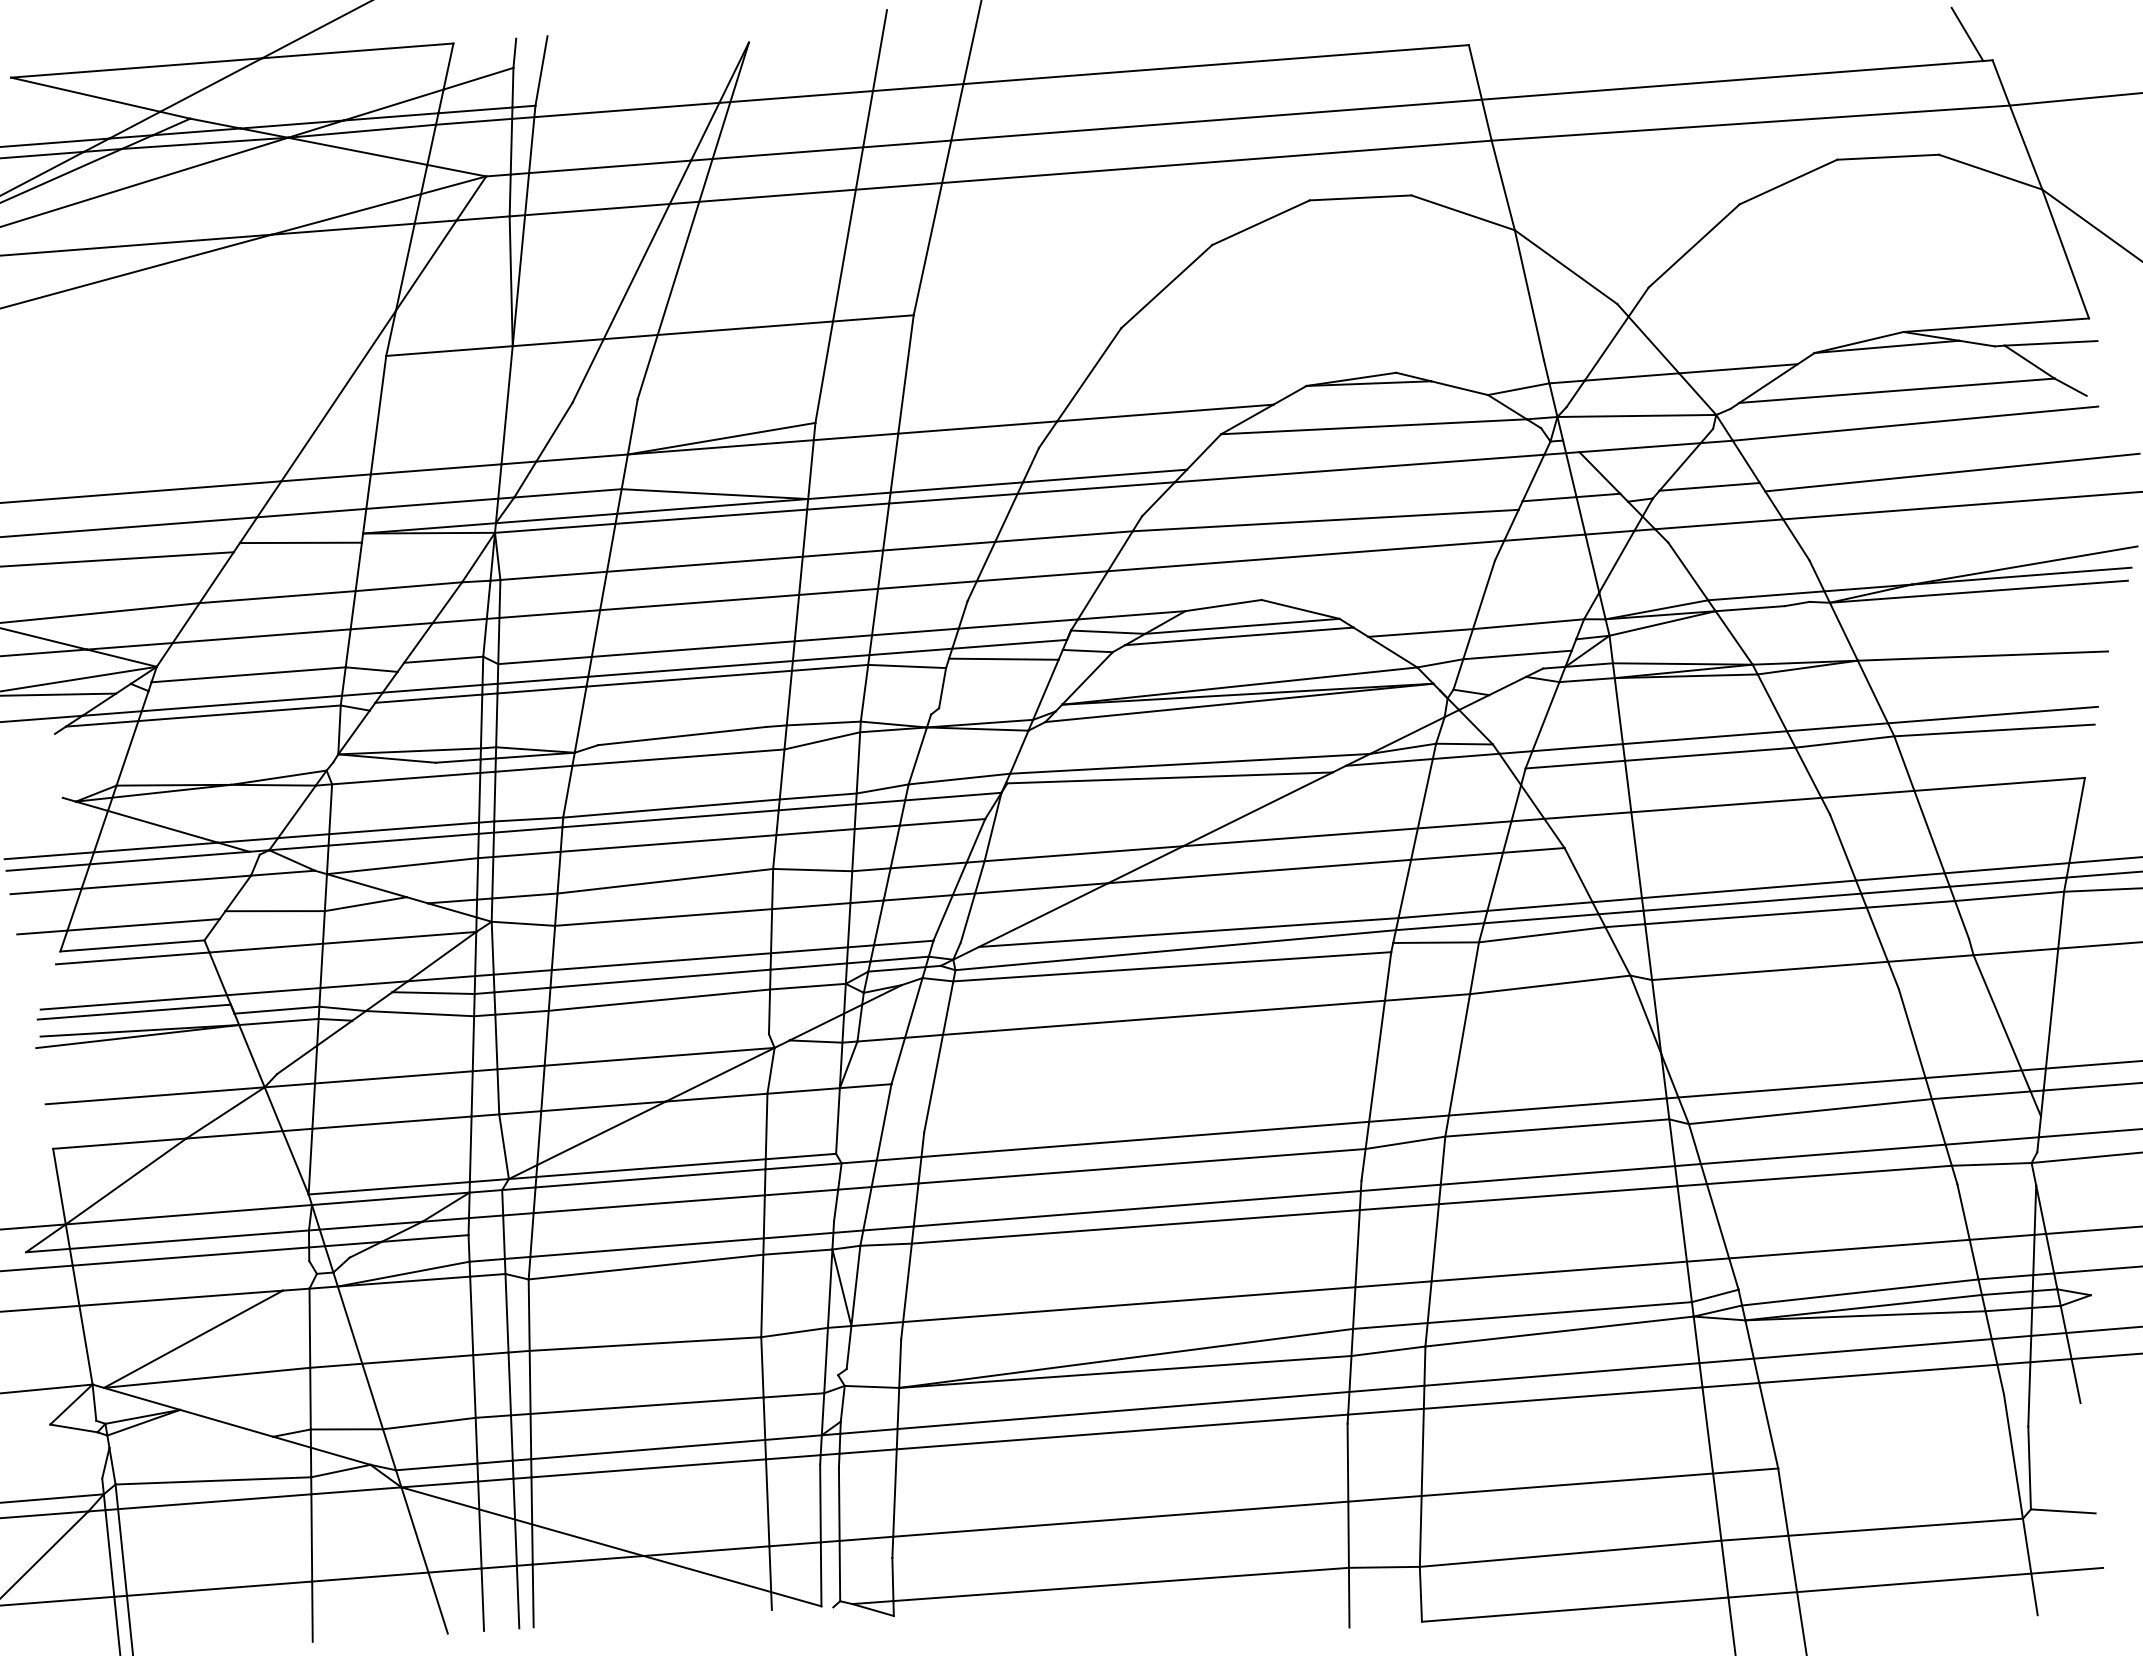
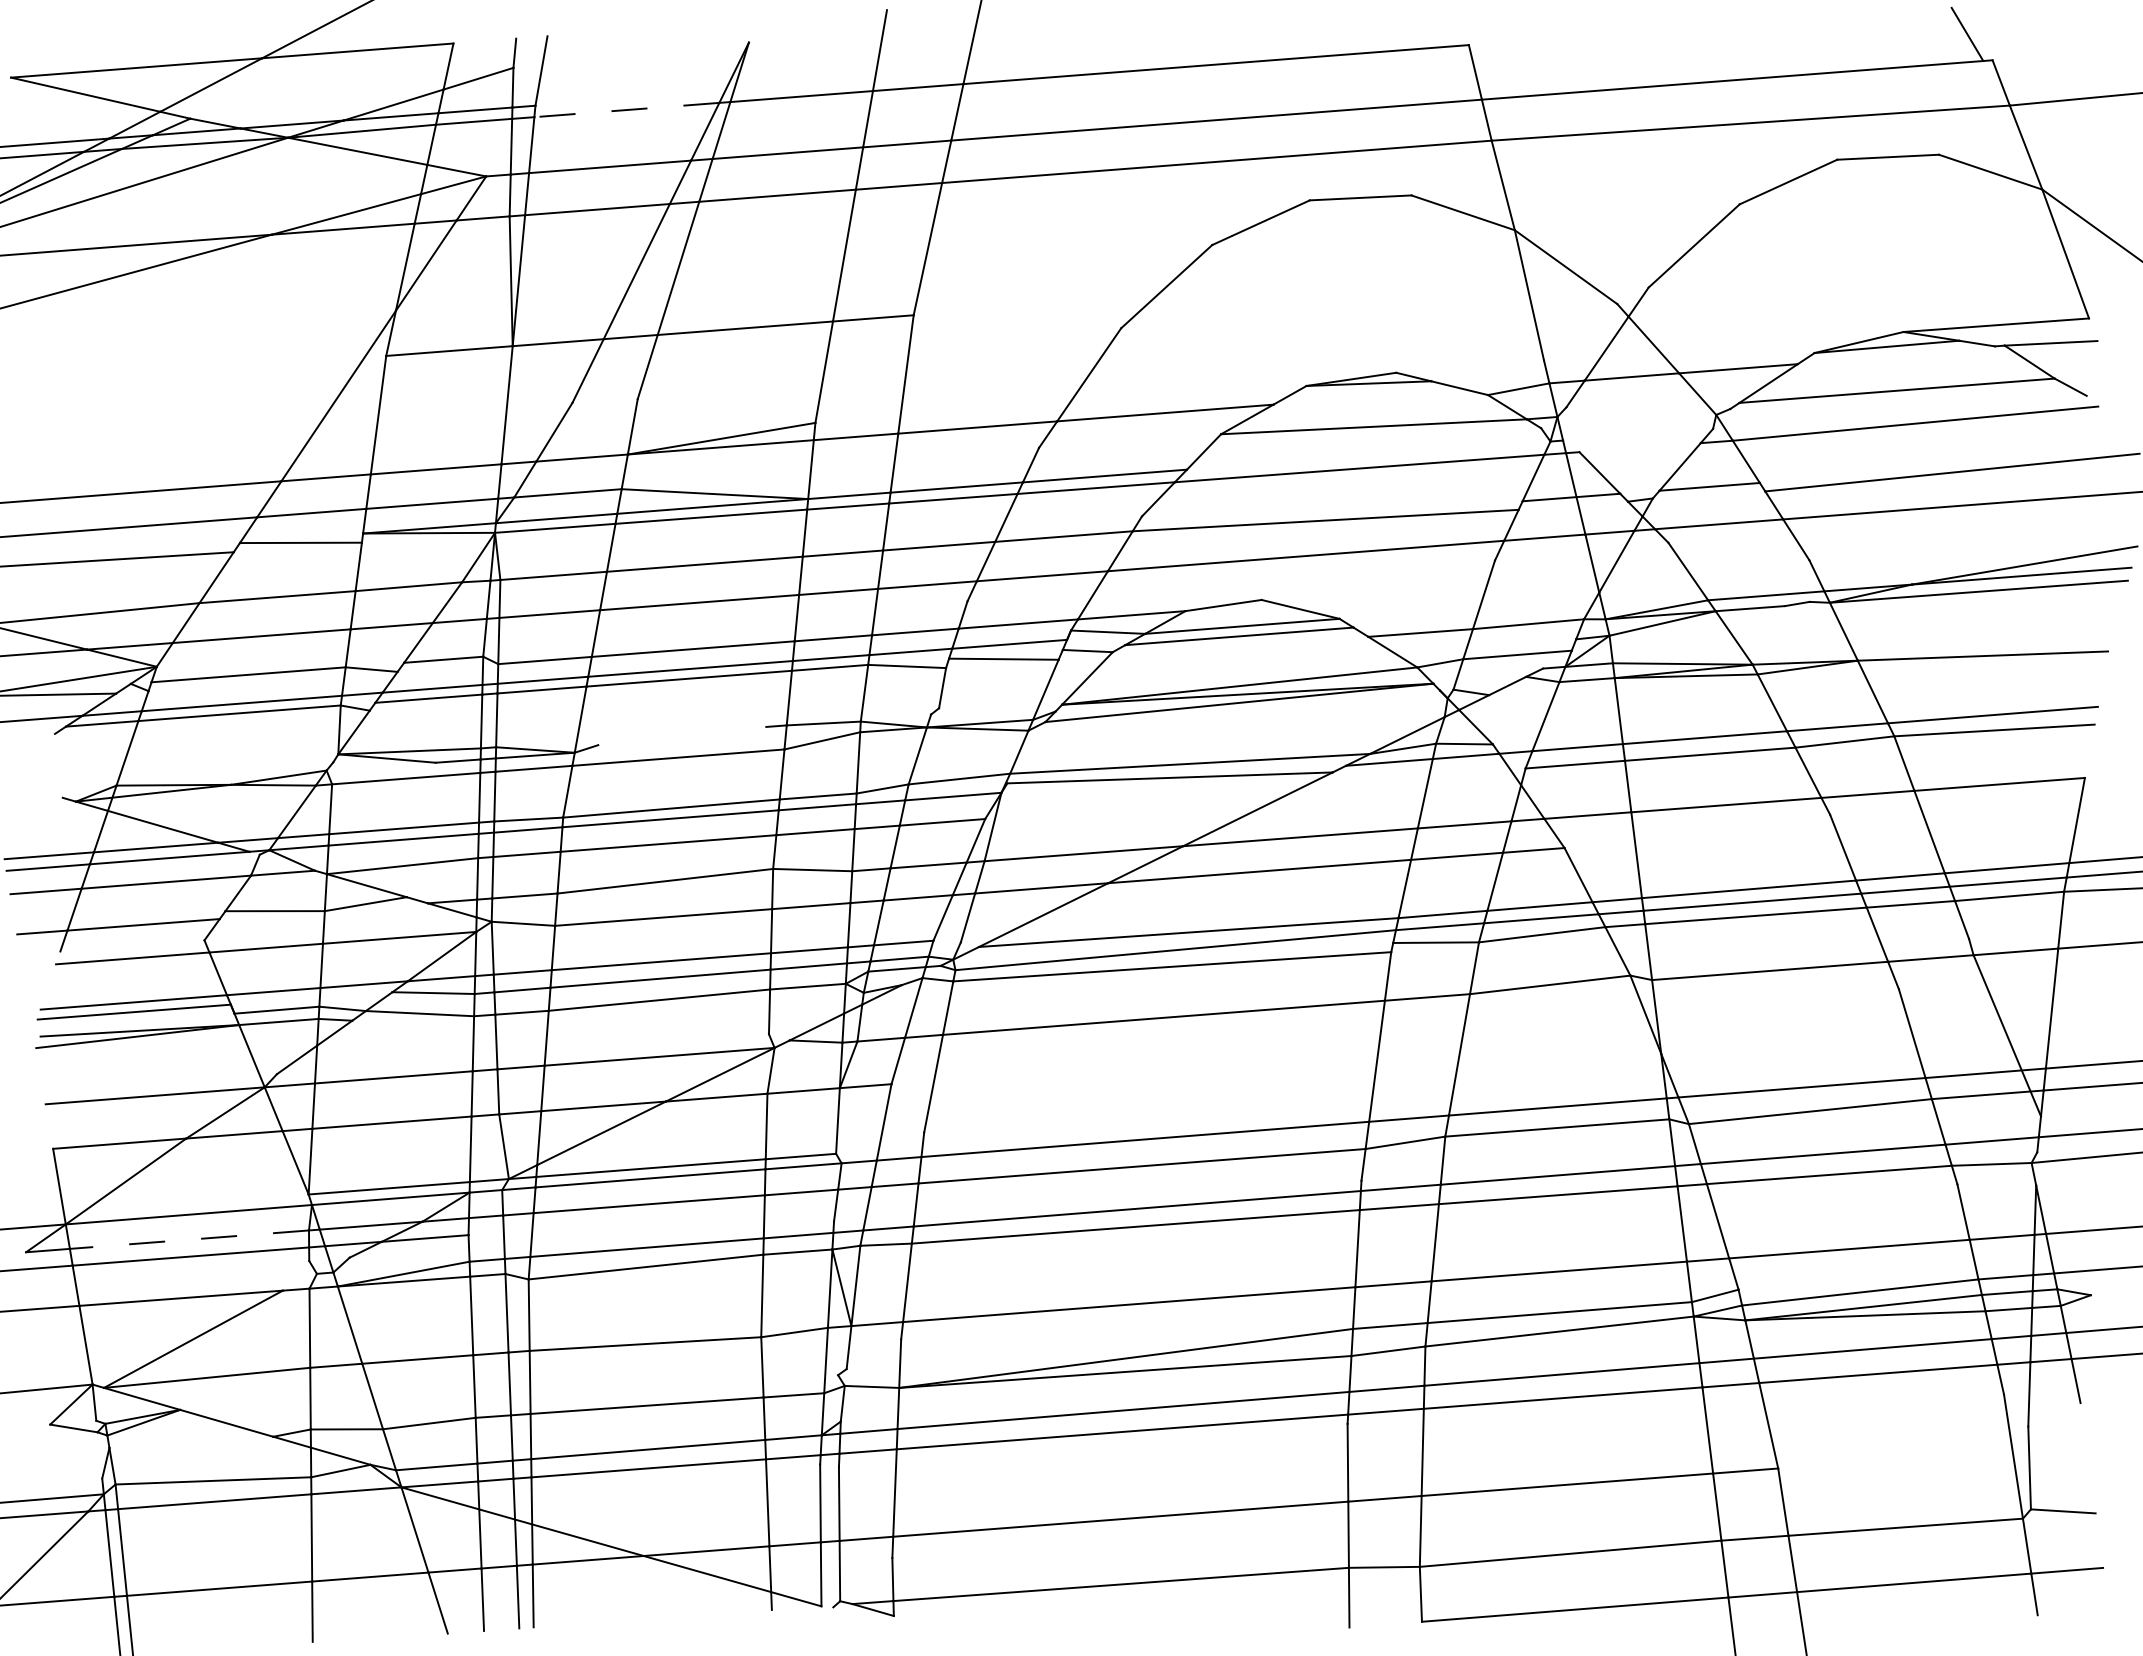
line: solid -> dashed (626, 110)
line: present -> none (1636, 415)
line: present -> none (1639, 447)
line: present -> none (682, 735)
line: present -> none (132, 945)
line: solid -> dashed (189, 1239)
